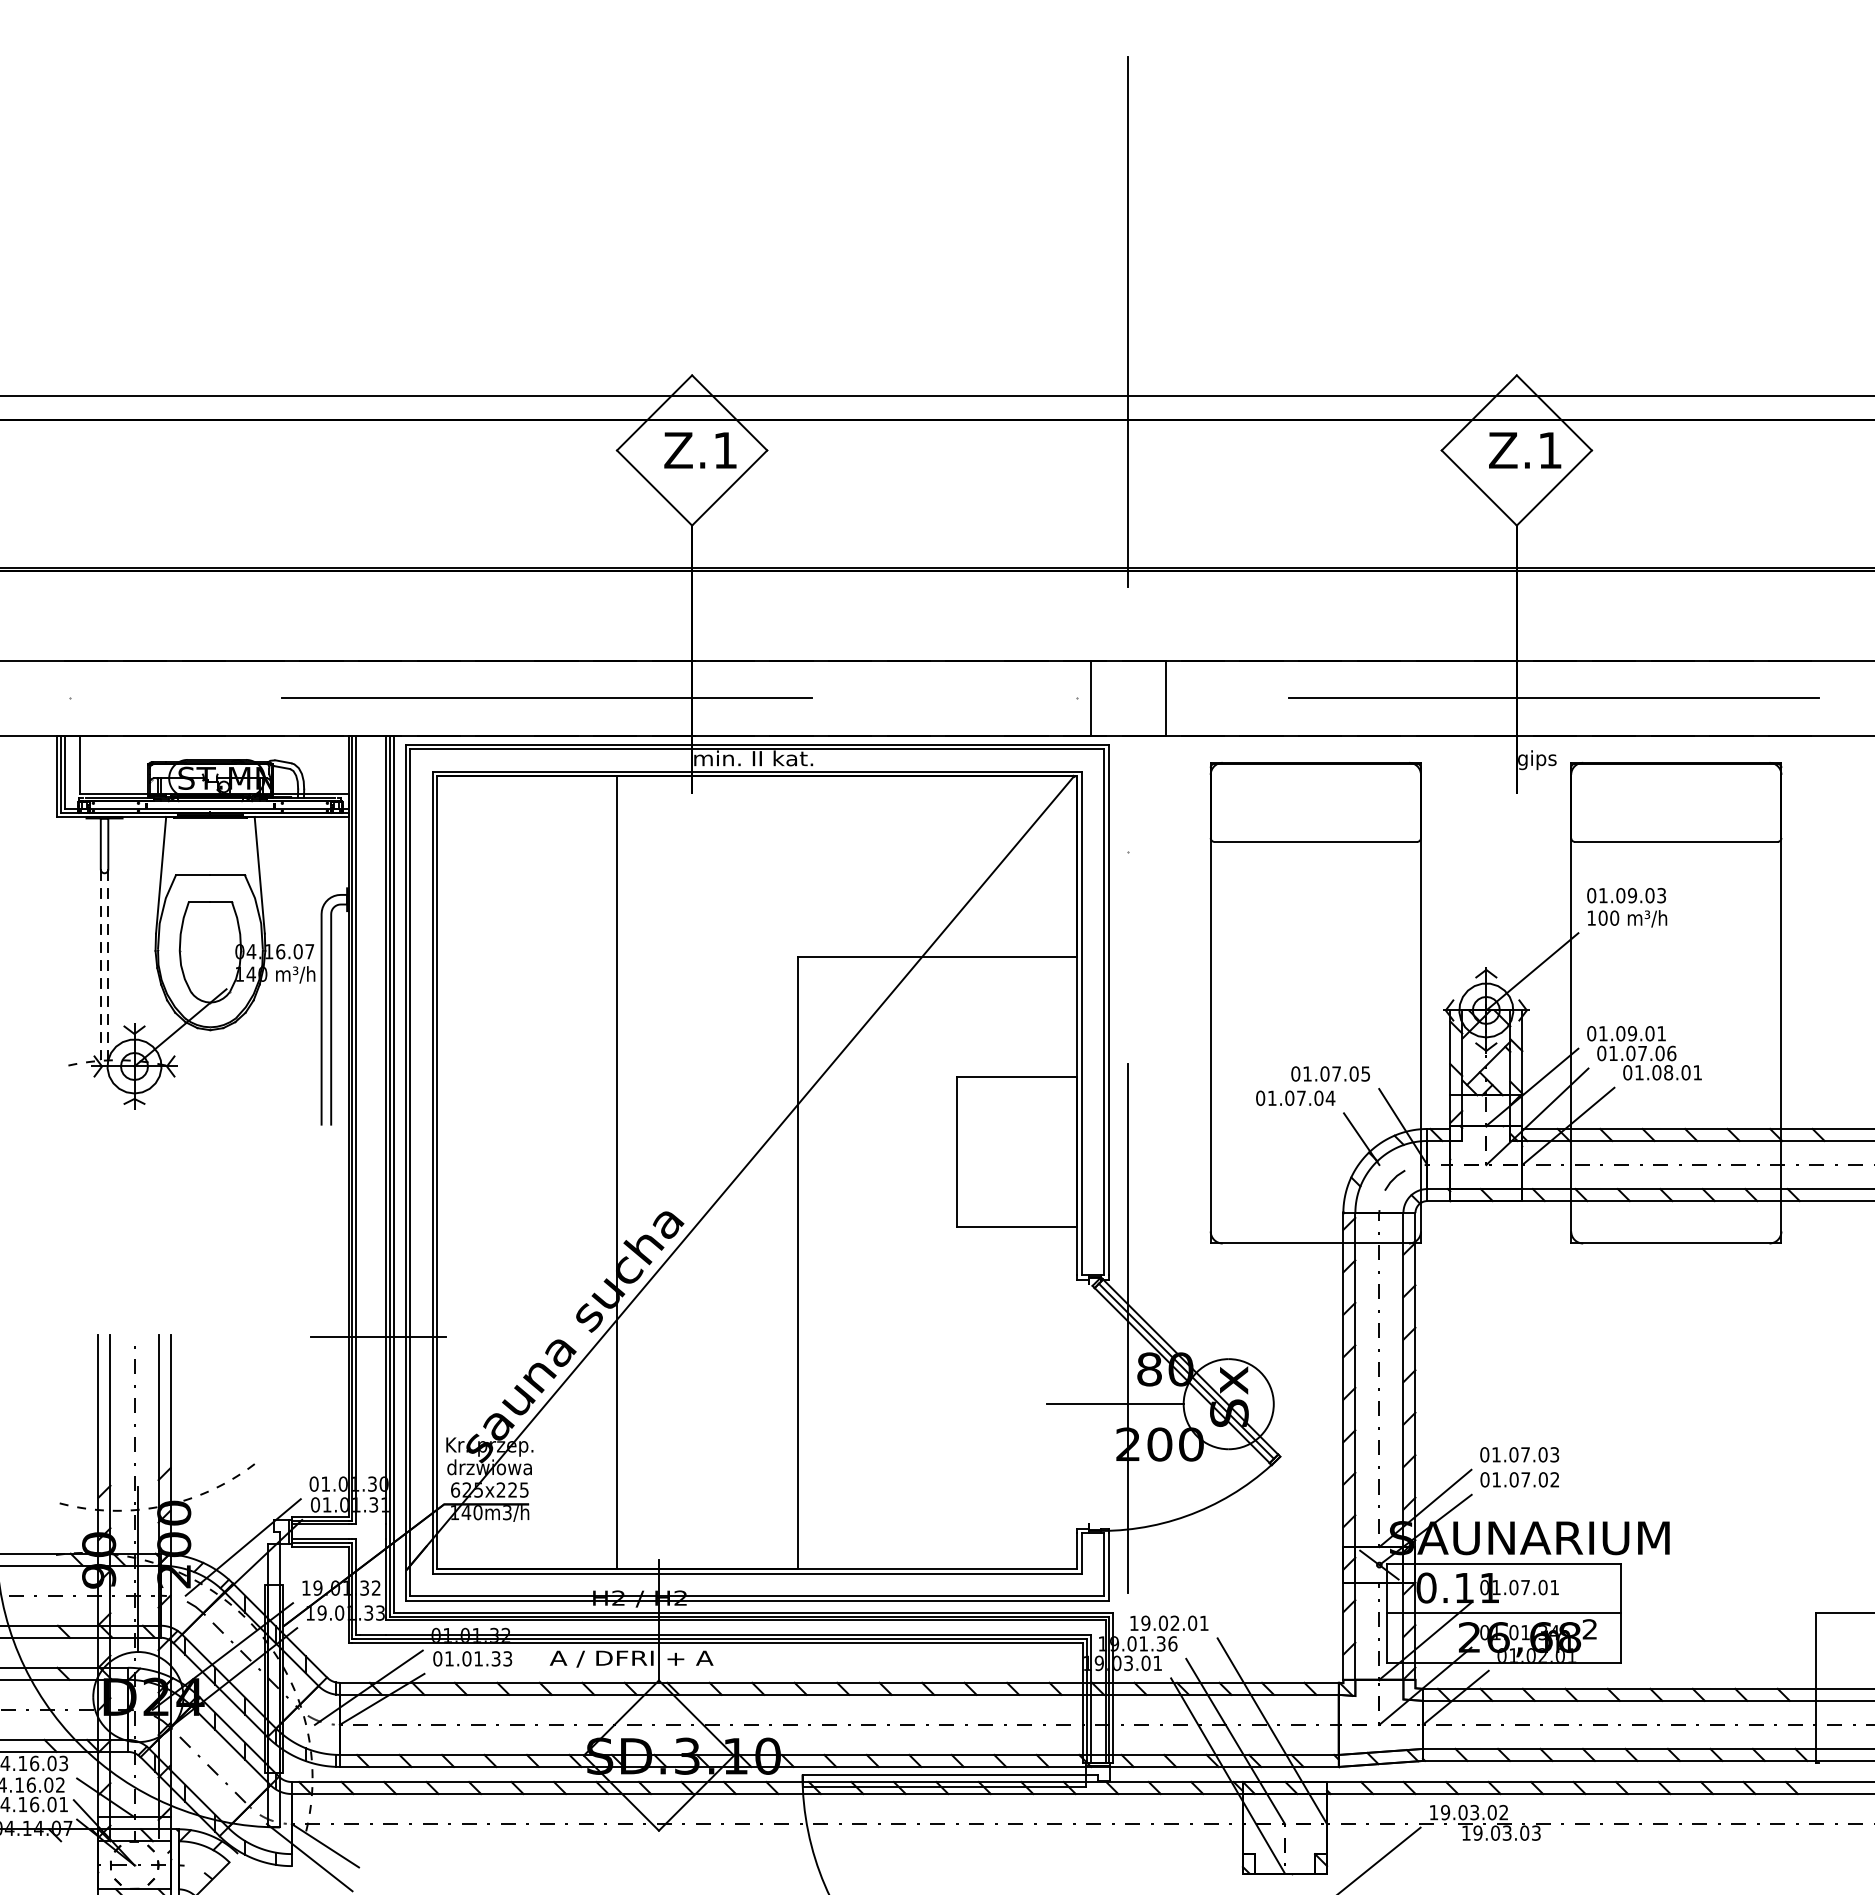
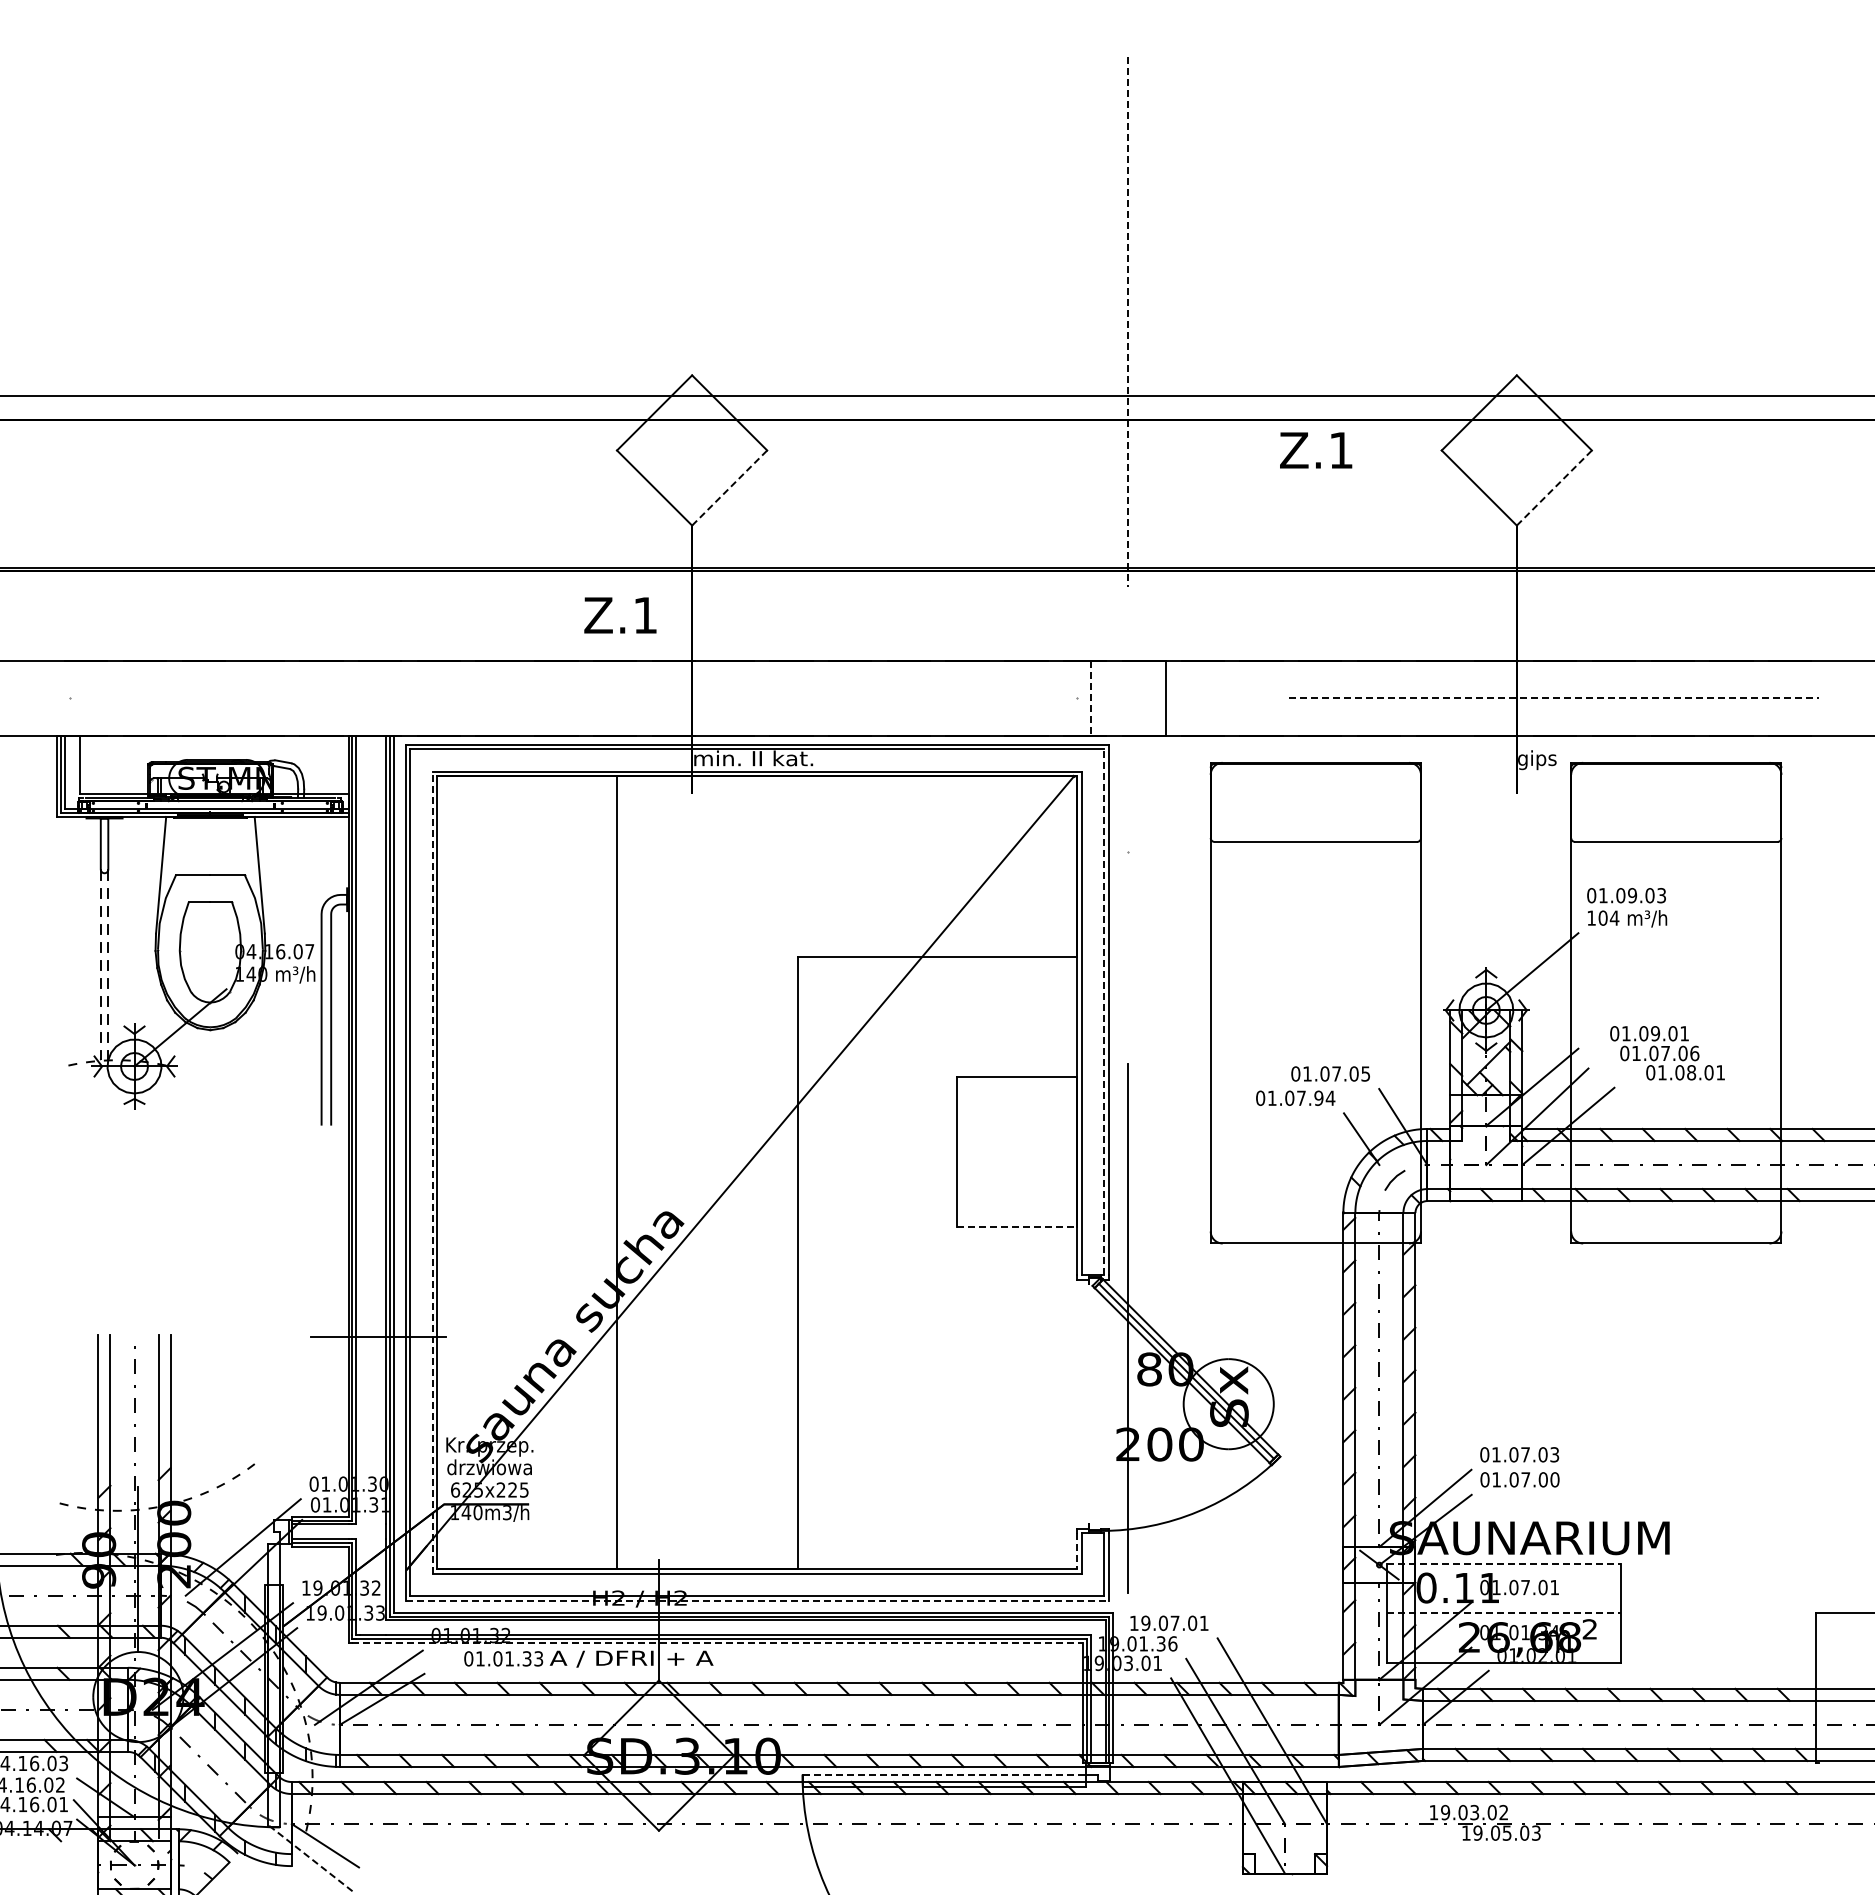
line: solid -> dashed (1128, 321)
text position: (700, 450) -> (620, 615) (620, 615)
text position: (1525, 450) -> (1316, 450) (1316, 450)
line: solid -> dashed (730, 487)
line: solid -> dashed (1554, 487)
line: present -> none (547, 698)
line: solid -> dashed (1090, 698)
line: solid -> dashed (1554, 698)
text: 100 -> 104 (1614, 917)
line: solid -> dashed (1104, 1012)
text position: (1644, 1053) -> (1667, 1053) (1667, 1053)
text: 01.07.04 -> 01.07.94 (1318, 1097)
line: solid -> dashed (432, 1172)
line: solid -> dashed (1017, 1226)
line: present -> none (1115, 1404)
text: 01.07.02 -> 01.07.00 (1554, 1479)
line: solid -> dashed (1077, 1551)
line: solid -> dashed (1503, 1563)
line: solid -> dashed (757, 1600)
line: solid -> dashed (1503, 1613)
text: 19.02.01 -> 19.07.01 (1174, 1622)
line: solid -> dashed (718, 1643)
text position: (472, 1658) -> (503, 1658) (503, 1658)
line: solid -> dashed (944, 1774)
text: 19.03.03 -> 19.05.03 (1507, 1832)
line: solid -> dashed (309, 1857)
line: present -> none (1380, 1859)
